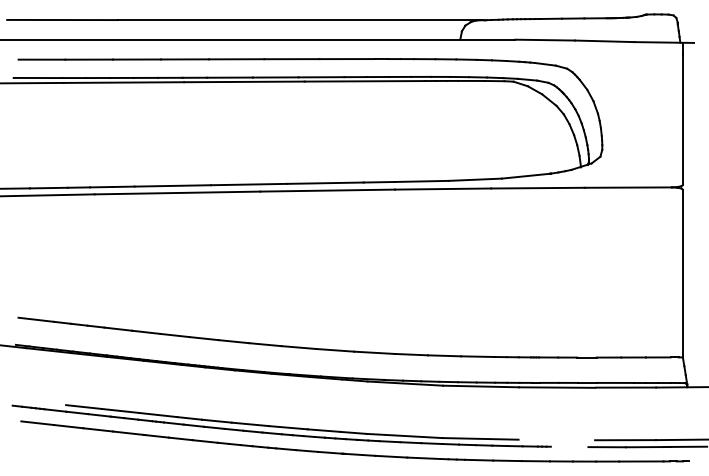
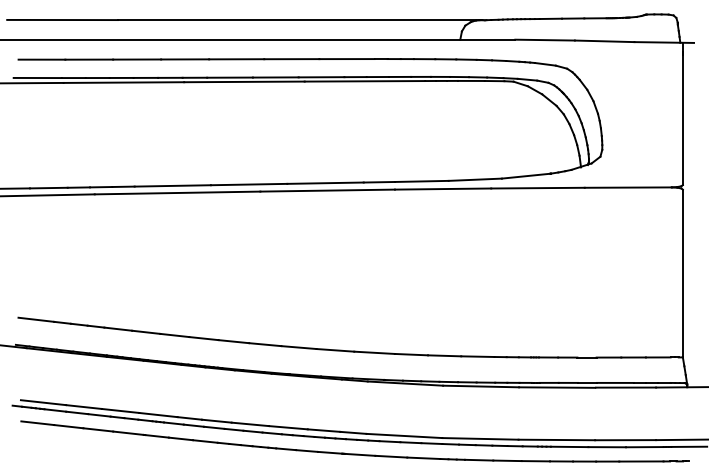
line: none -> present (43, 402)
line: none -> present (556, 439)
line: none -> present (569, 446)
